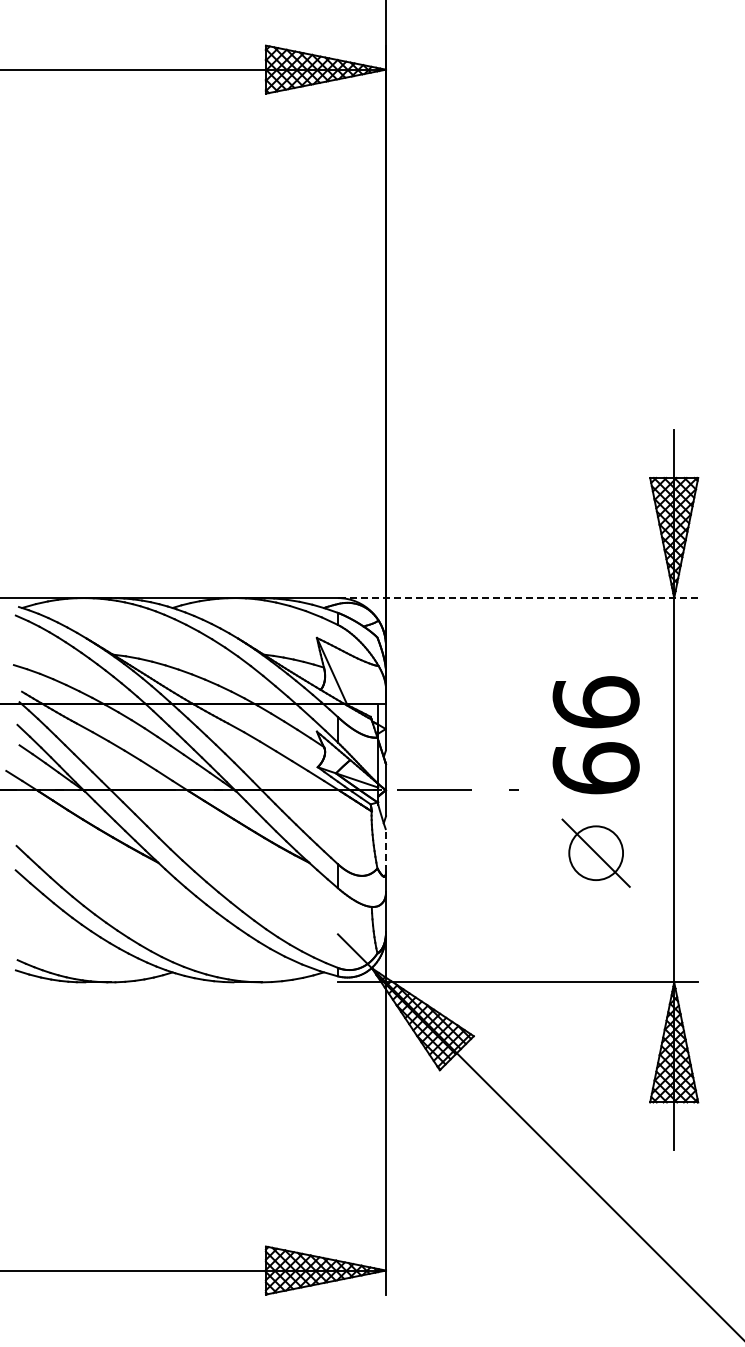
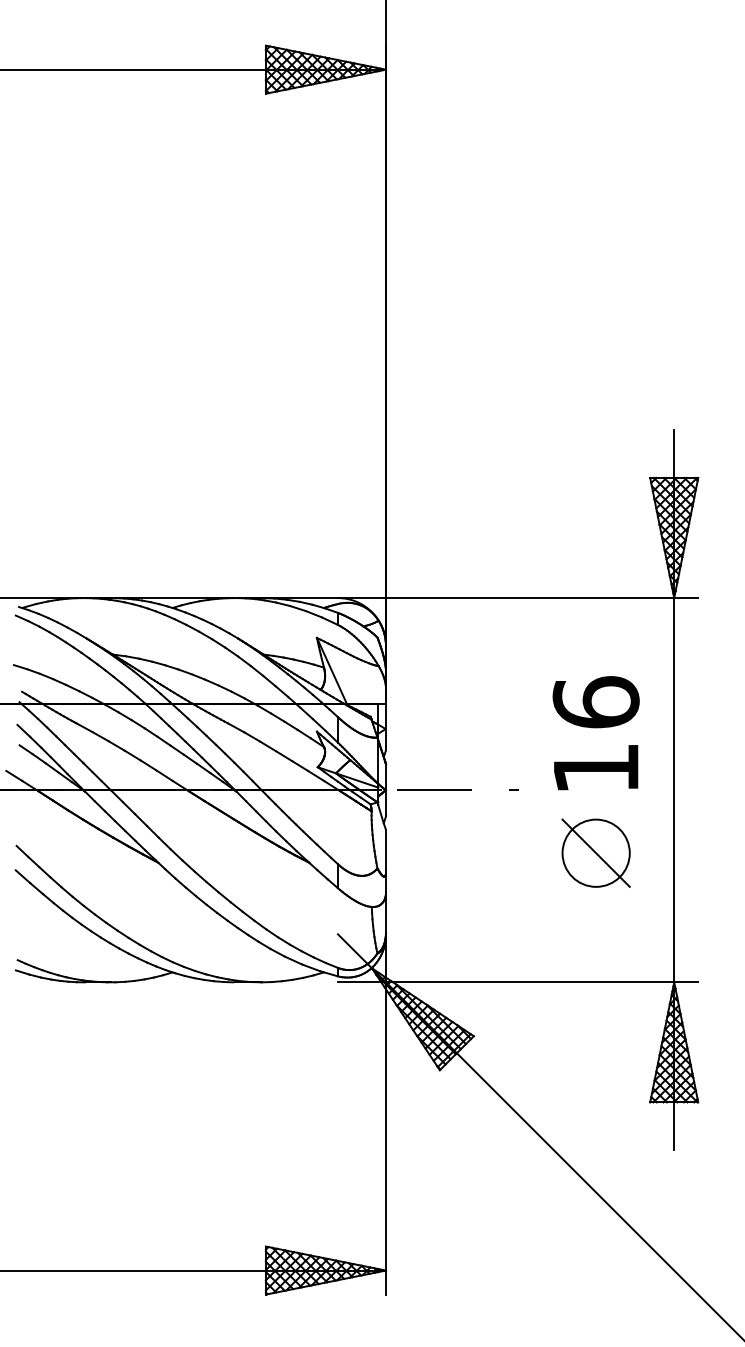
line: dashed -> solid (517, 598)
text: 66 -> 16 (595, 768)
line: dashed -> solid (386, 850)
circle diameter: 54 px -> 67 px (595, 852)
